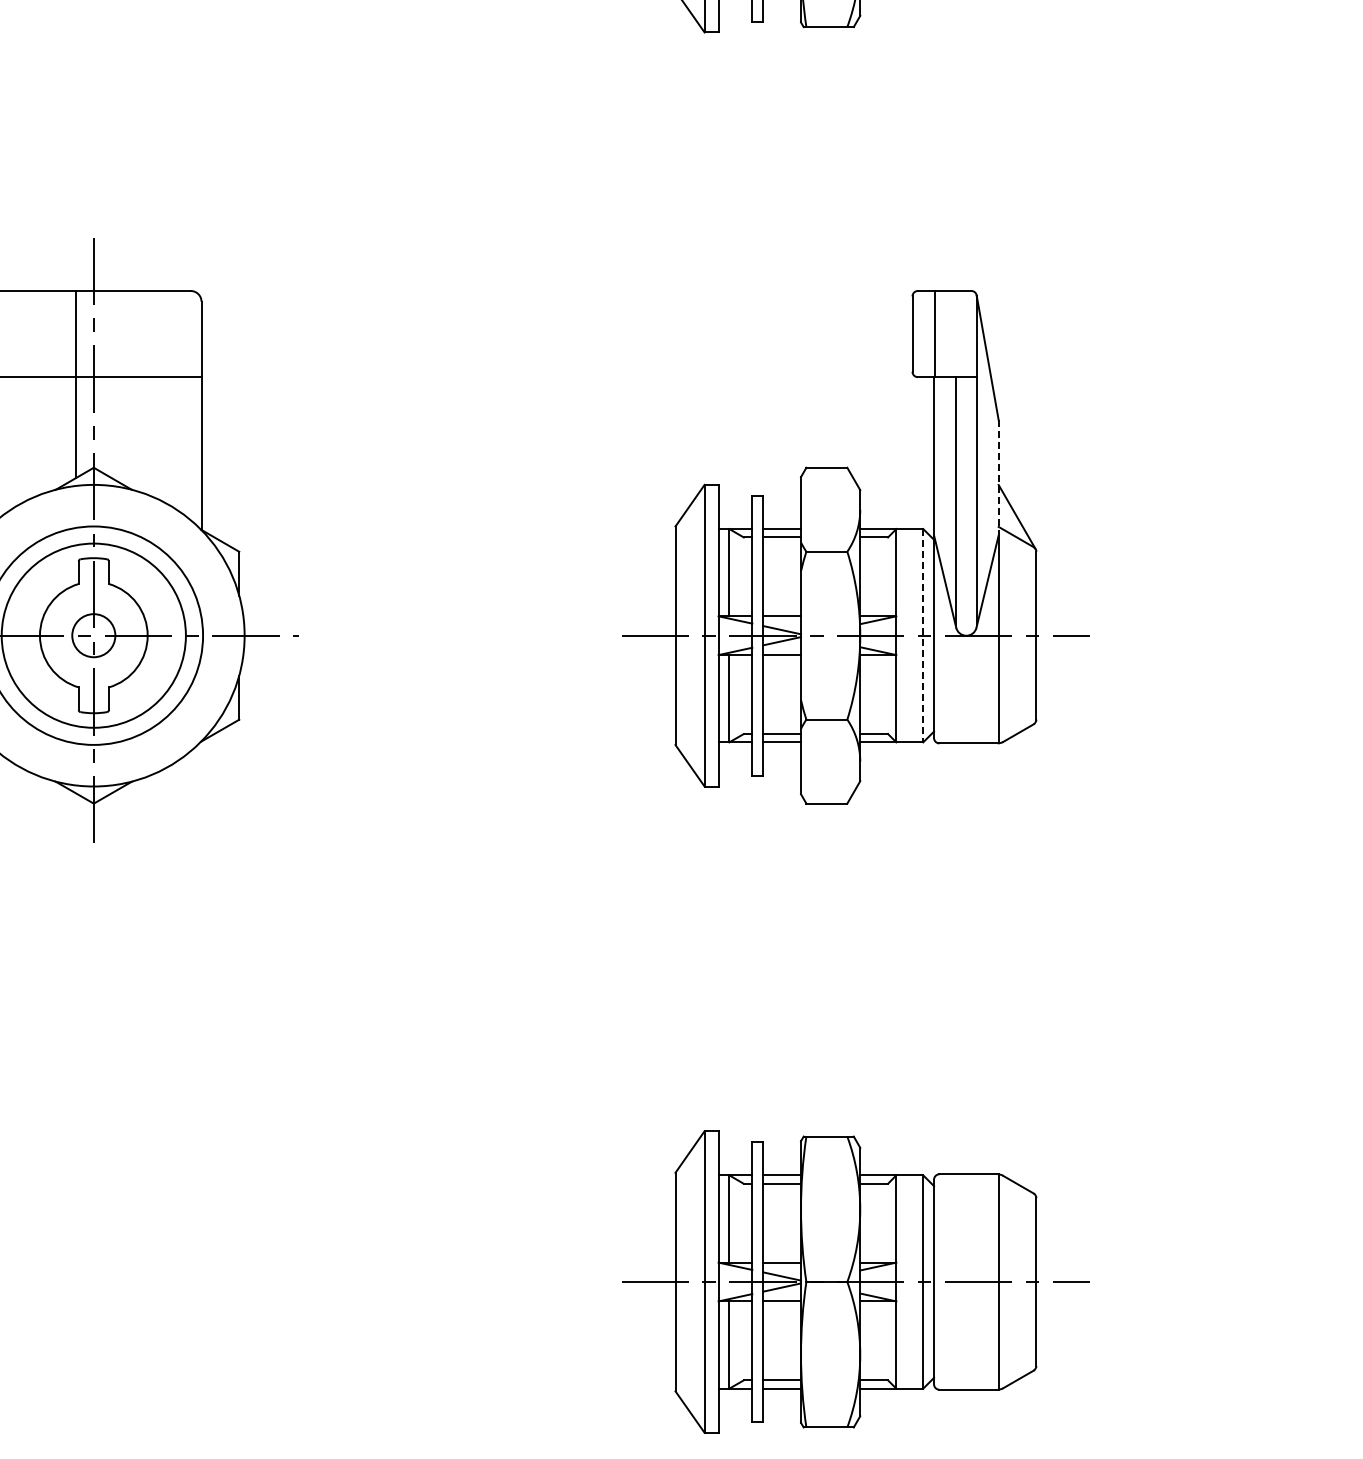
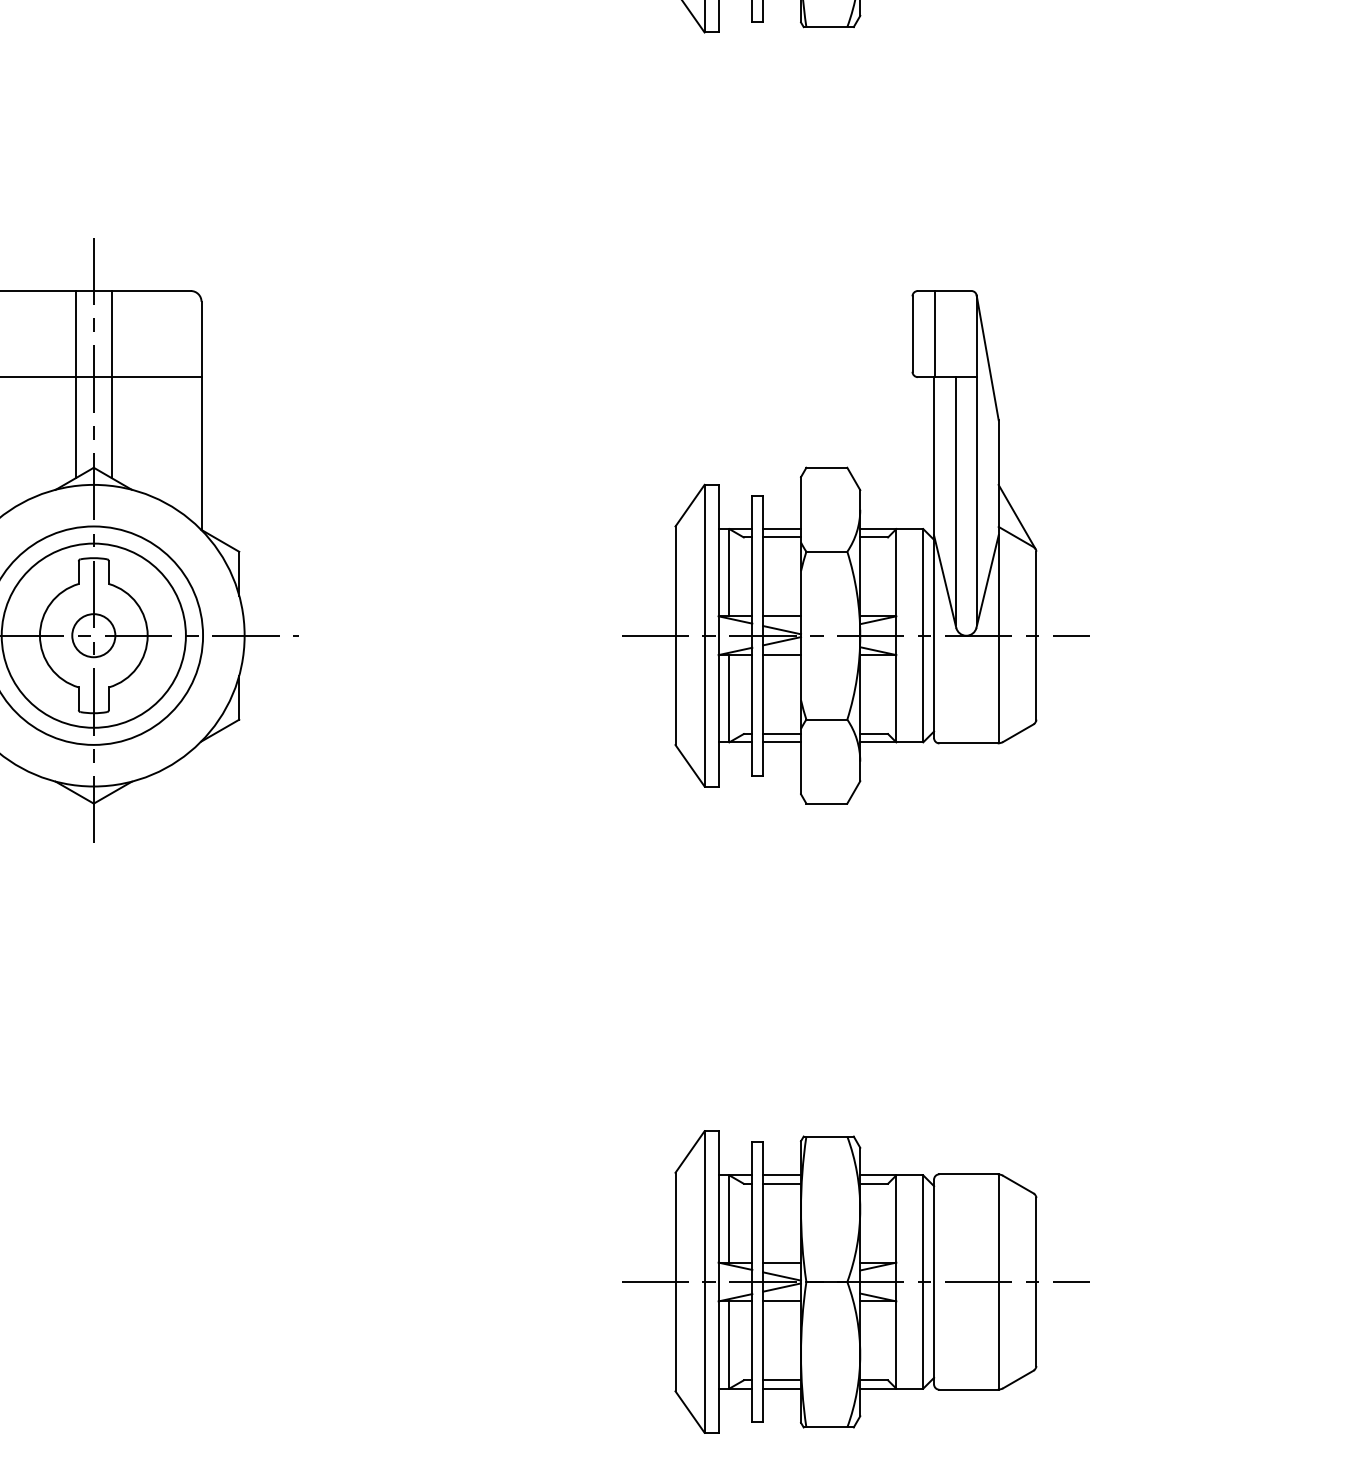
line: none -> present (111, 384)
line: dashed -> solid (998, 477)
line: dashed -> solid (923, 635)
